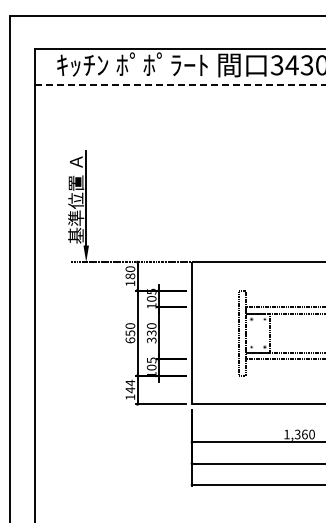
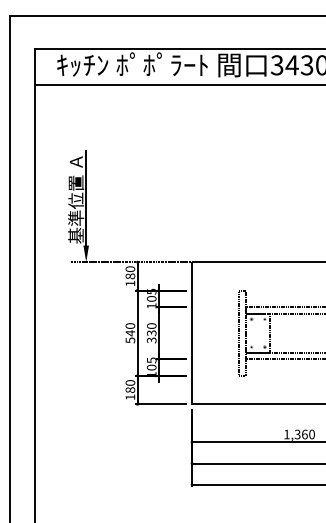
line: dashed -> solid (180, 84)
text: 650 -> 540 (130, 336)
text: 144 -> 180 (130, 386)
